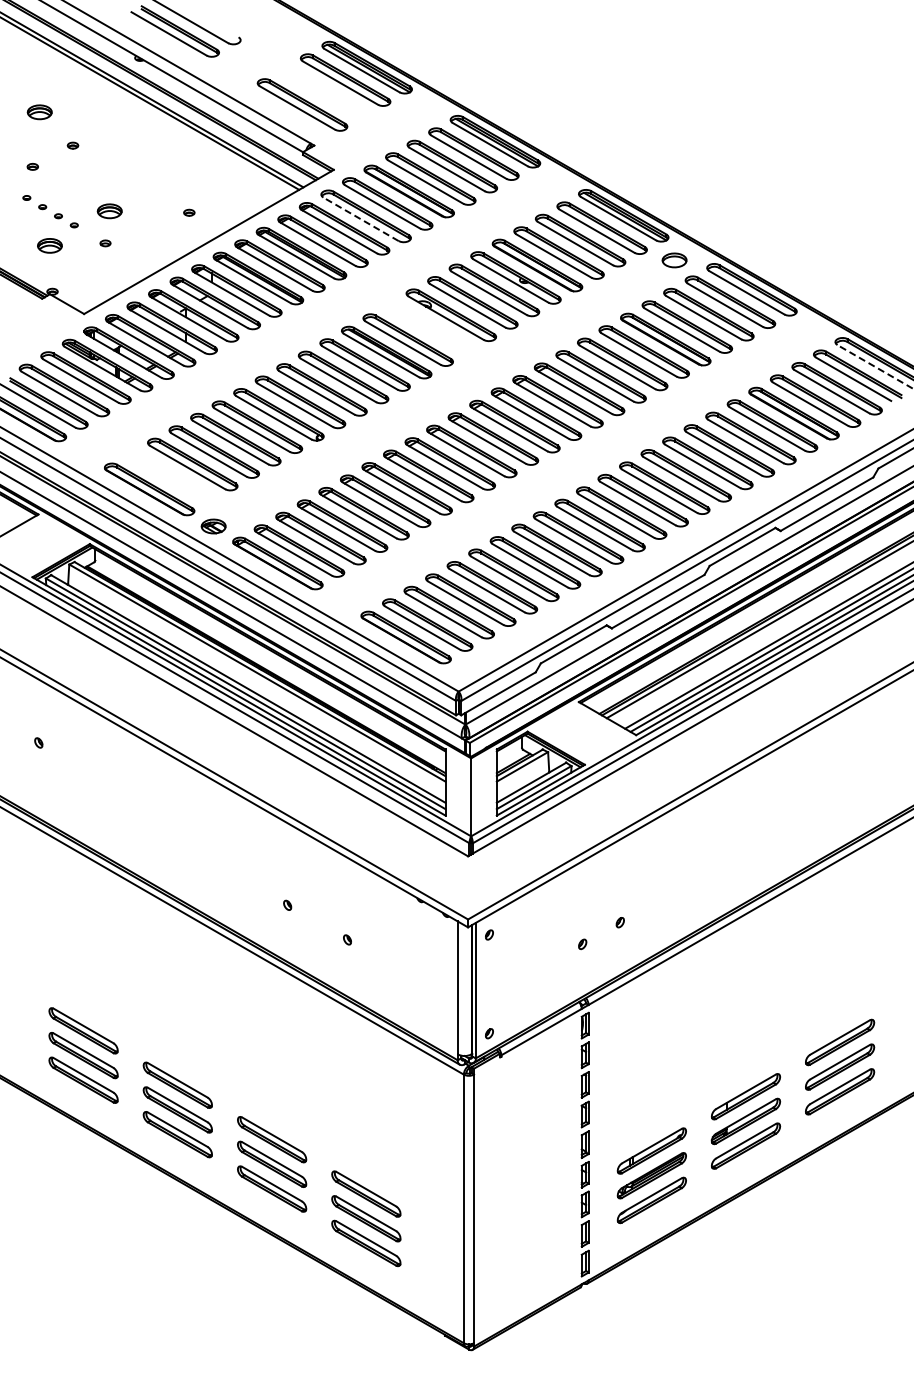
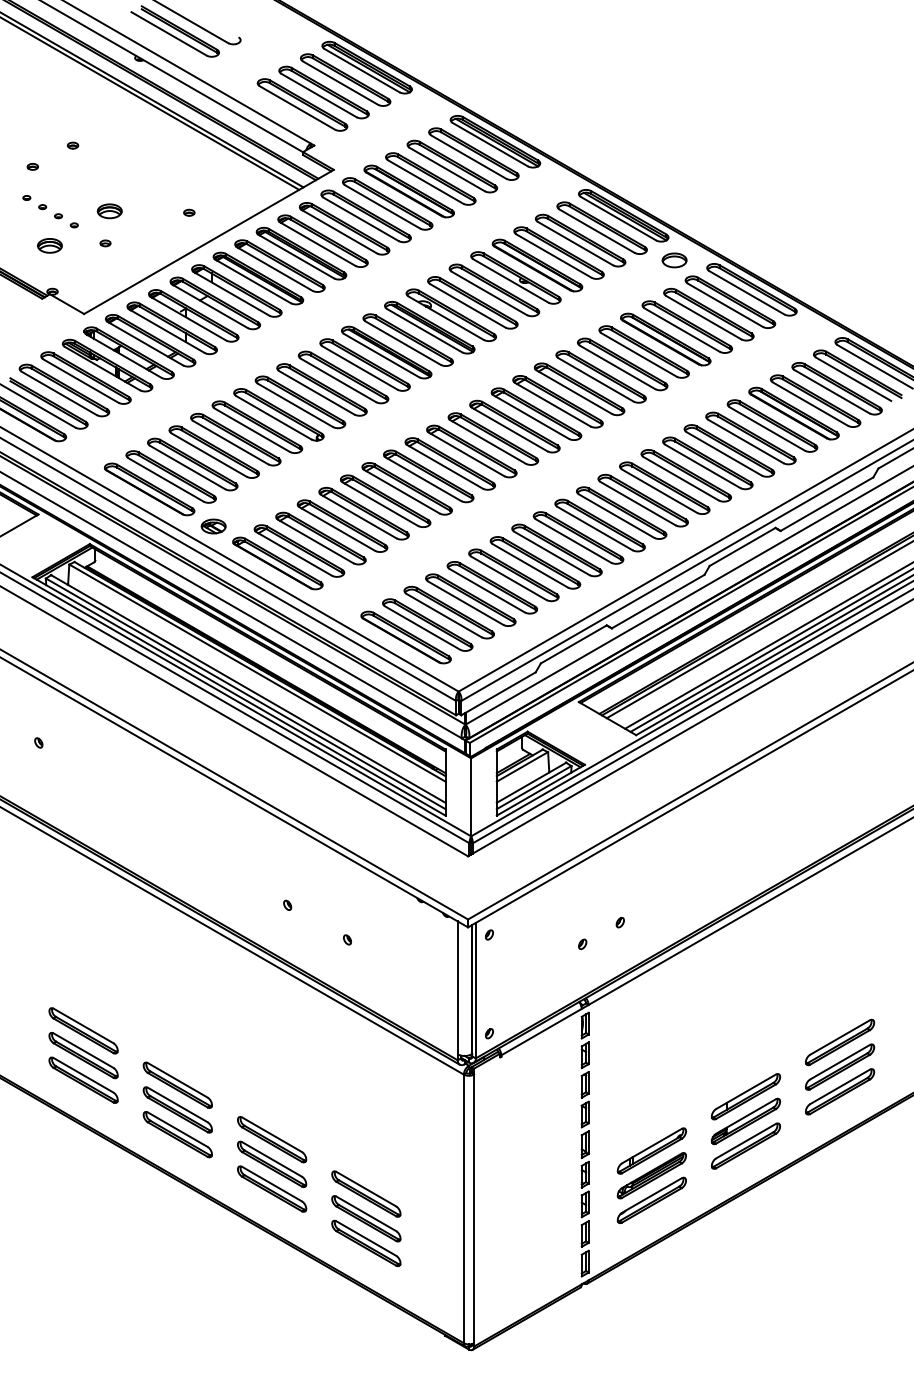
part: none -> present (323, 92)
part: present -> none (39, 112)
line: dashed -> solid (360, 219)
part: none -> present (429, 327)
line: dashed -> solid (874, 366)
part: none -> present (170, 476)
